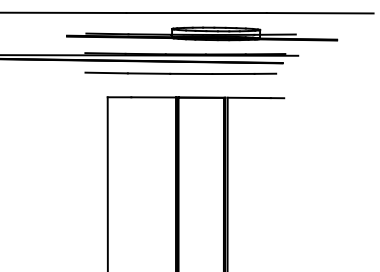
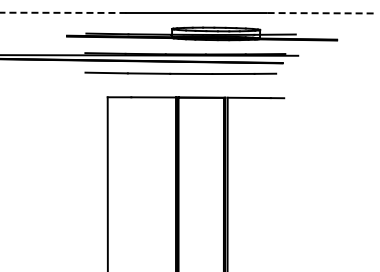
line: solid -> dashed (62, 12)
line: solid -> dashed (319, 13)
